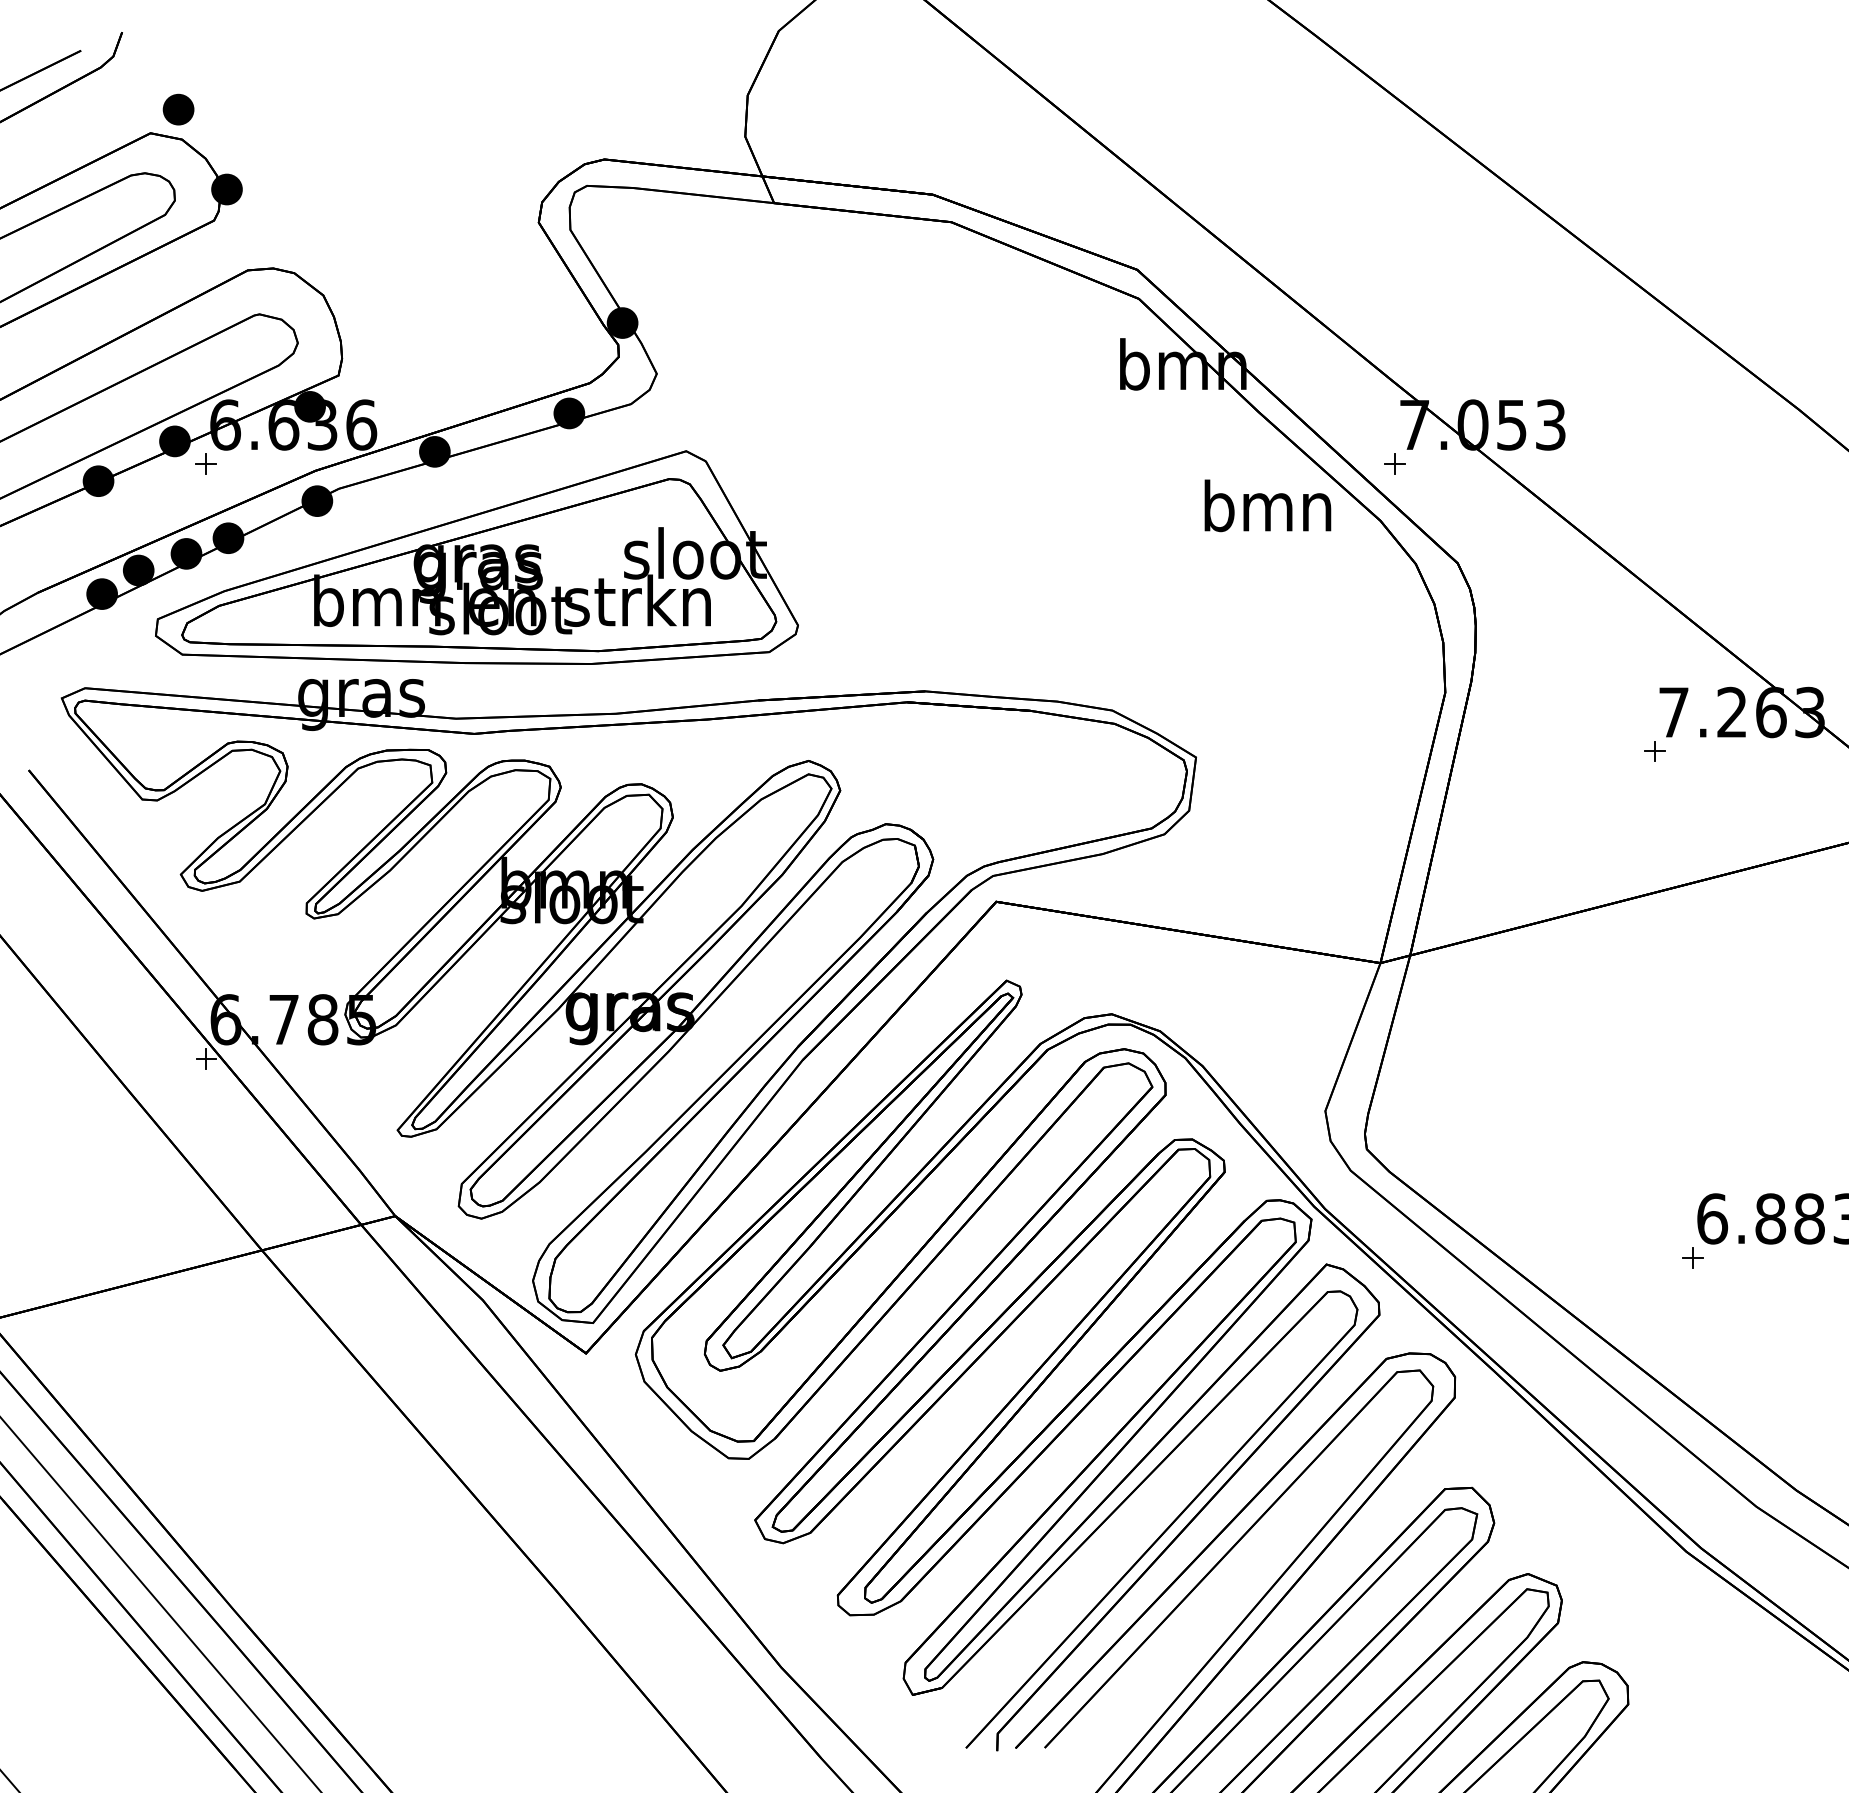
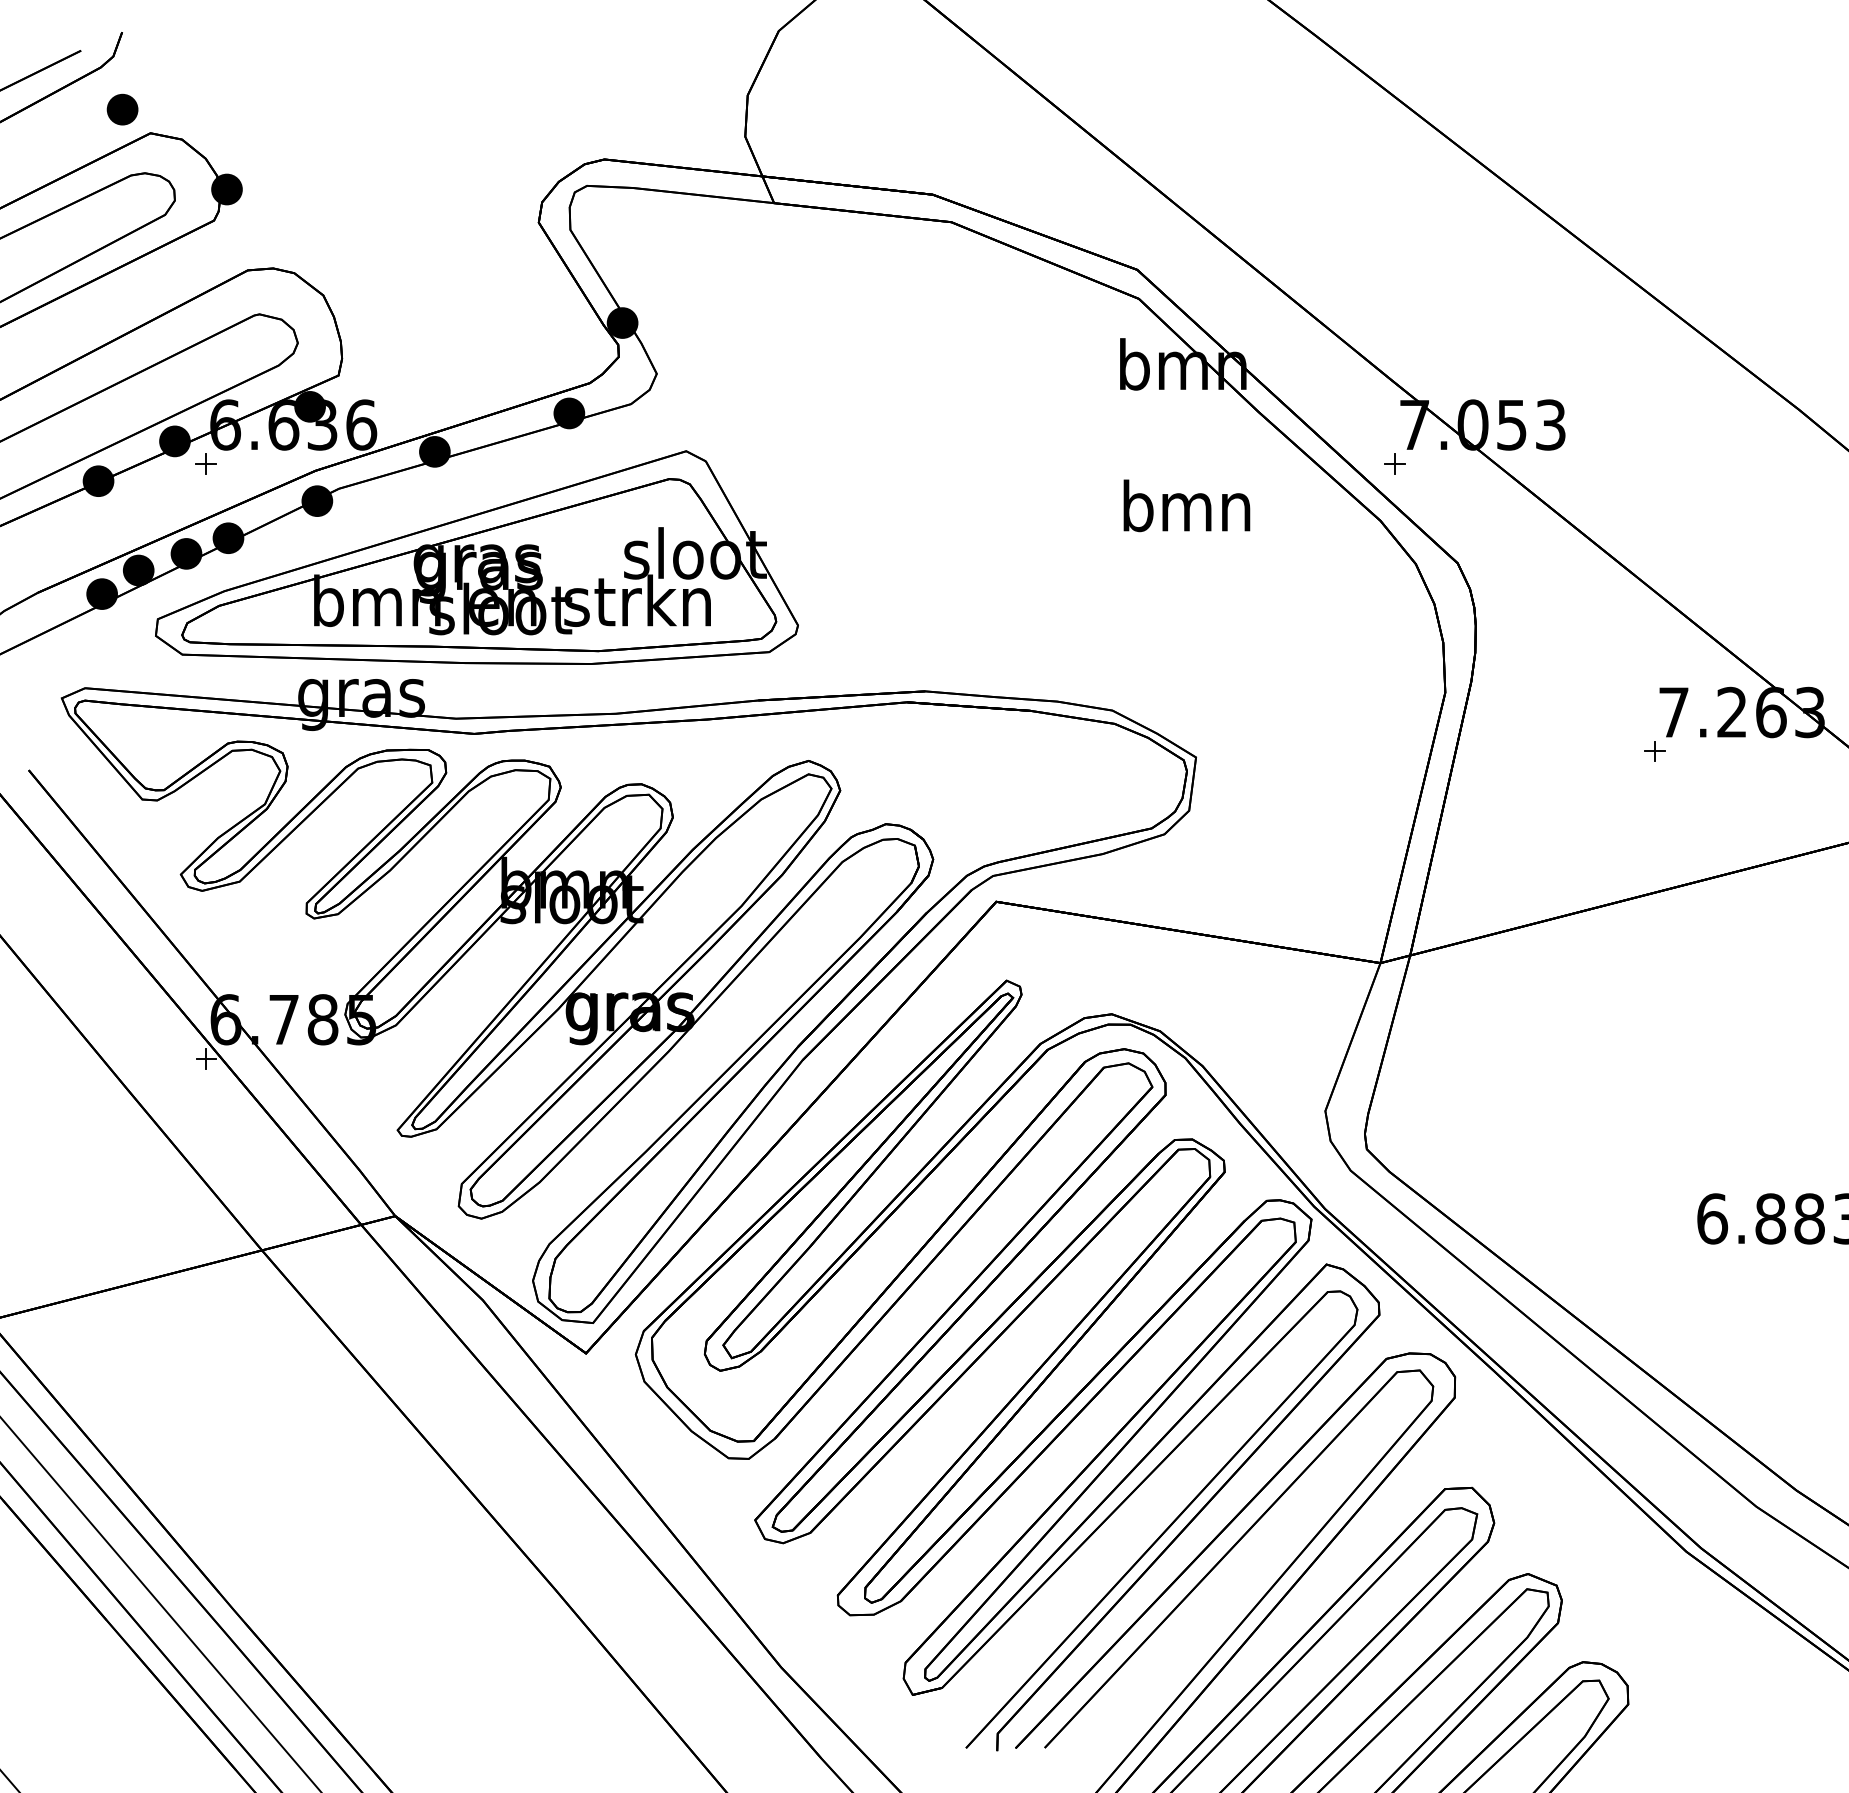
part position: (178, 109) -> (122, 109) (122, 109)
text position: (1267, 505) -> (1186, 505) (1186, 505)
part: present -> none (1692, 1257)
